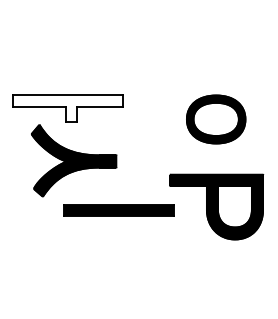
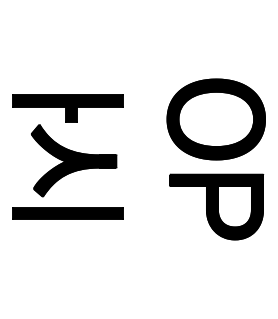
fill: none -> present (67, 108)
part size: 61x51 px -> 100x83 px (215, 119)
part position: (118, 210) -> (67, 213) (67, 213)
